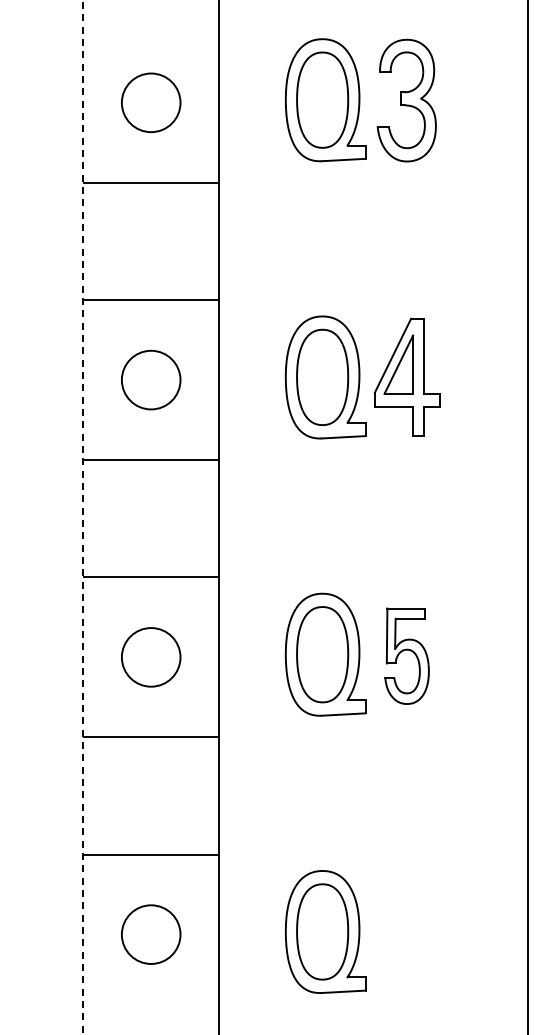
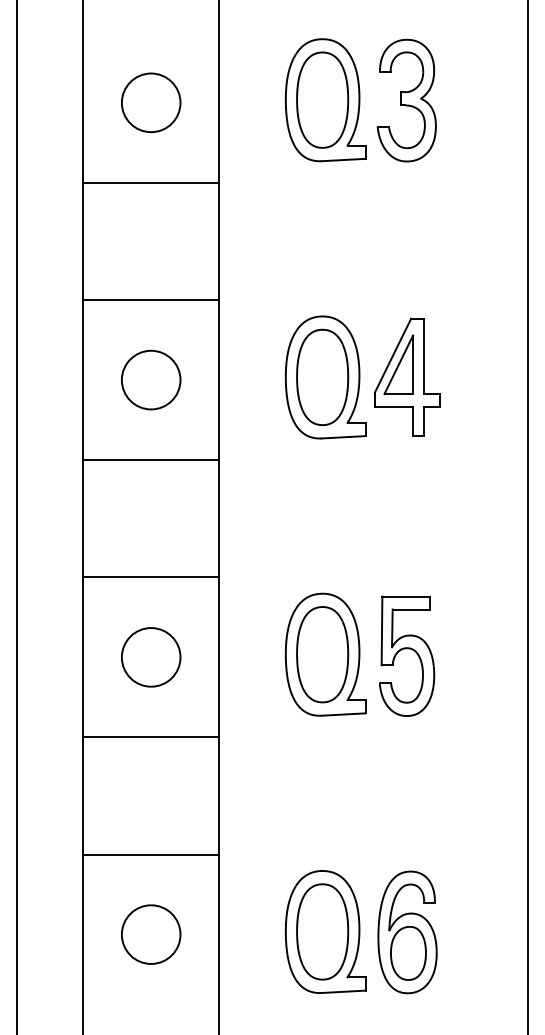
line: none -> present (16, 516)
line: dashed -> solid (83, 517)
part size: 46x98 px -> 57x122 px (407, 655)
part: none -> present (407, 932)
